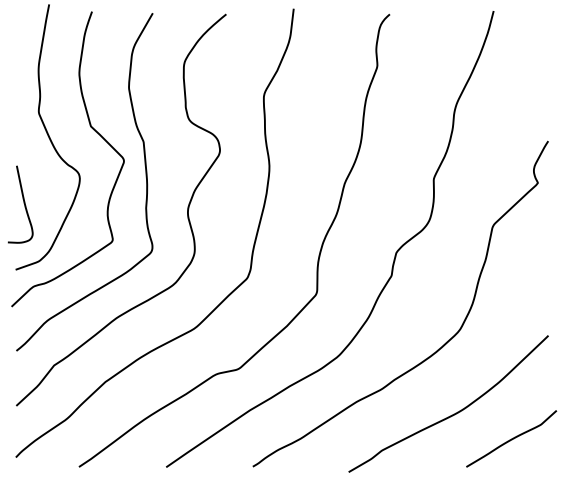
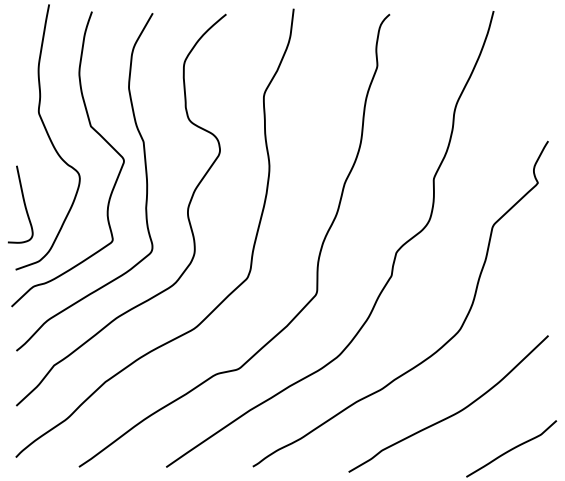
curve position: (511, 438) -> (511, 448) (511, 448)
